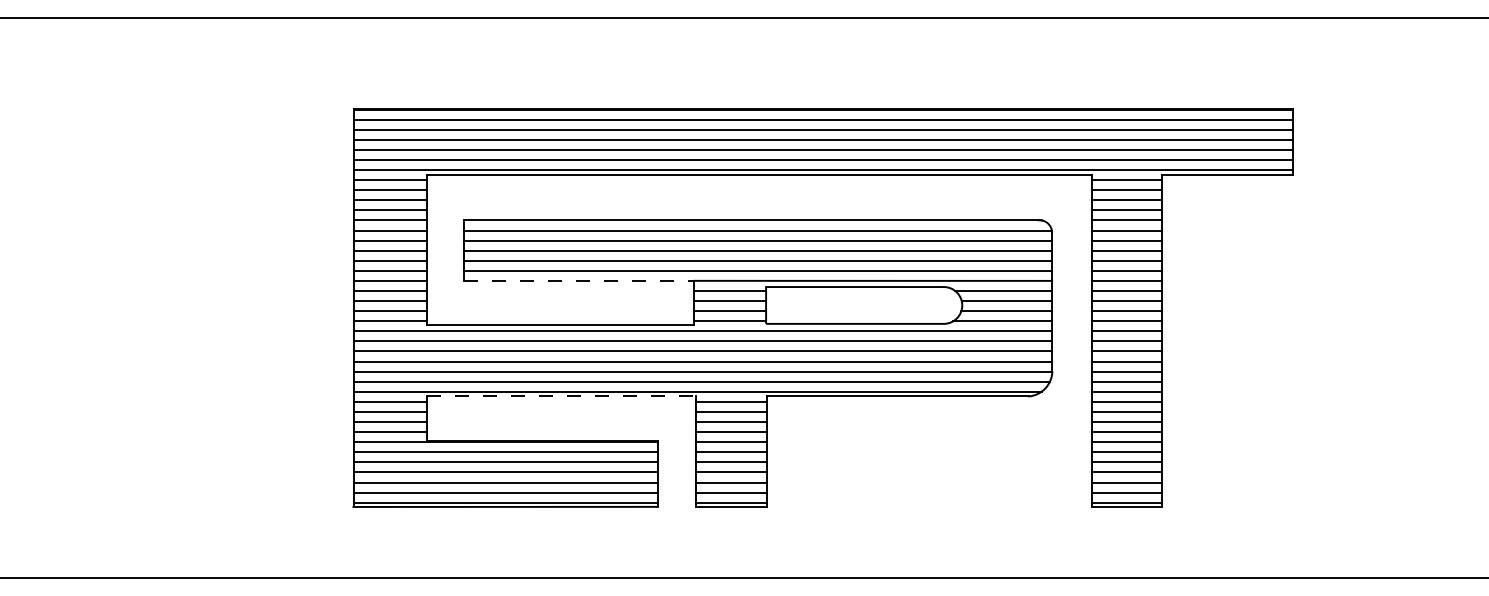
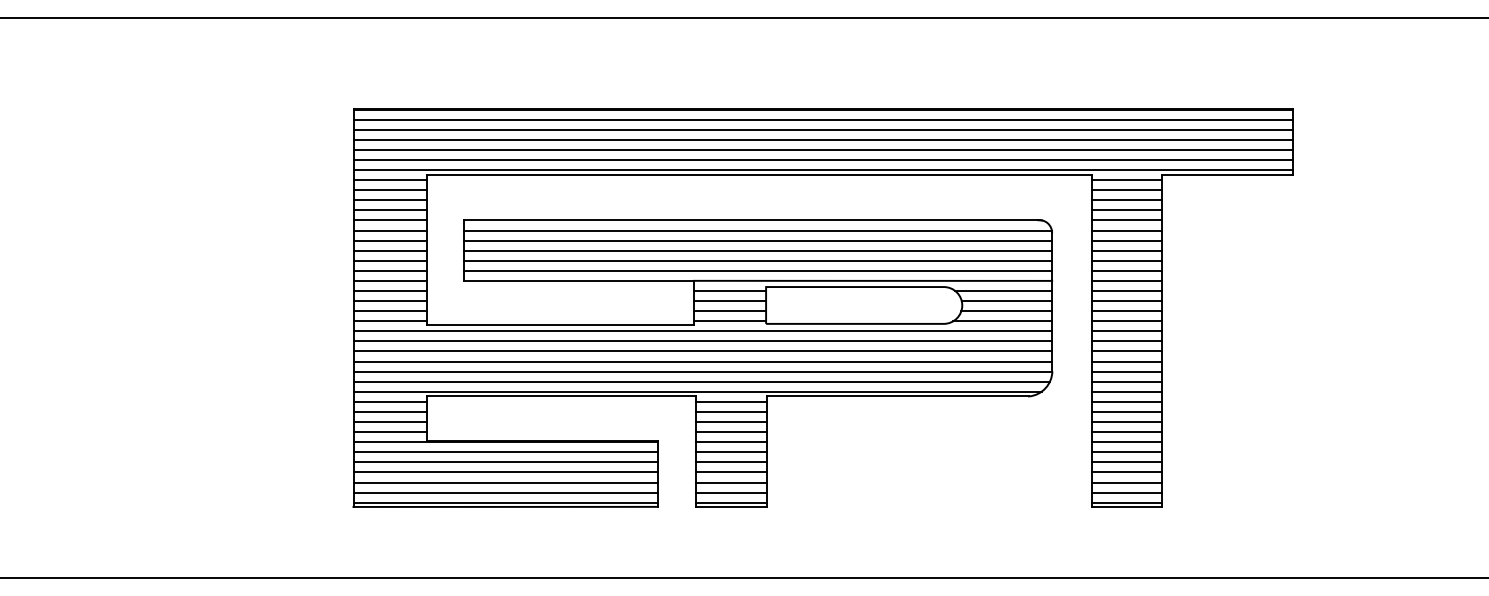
line: dashed -> solid (578, 280)
line: dashed -> solid (561, 396)
